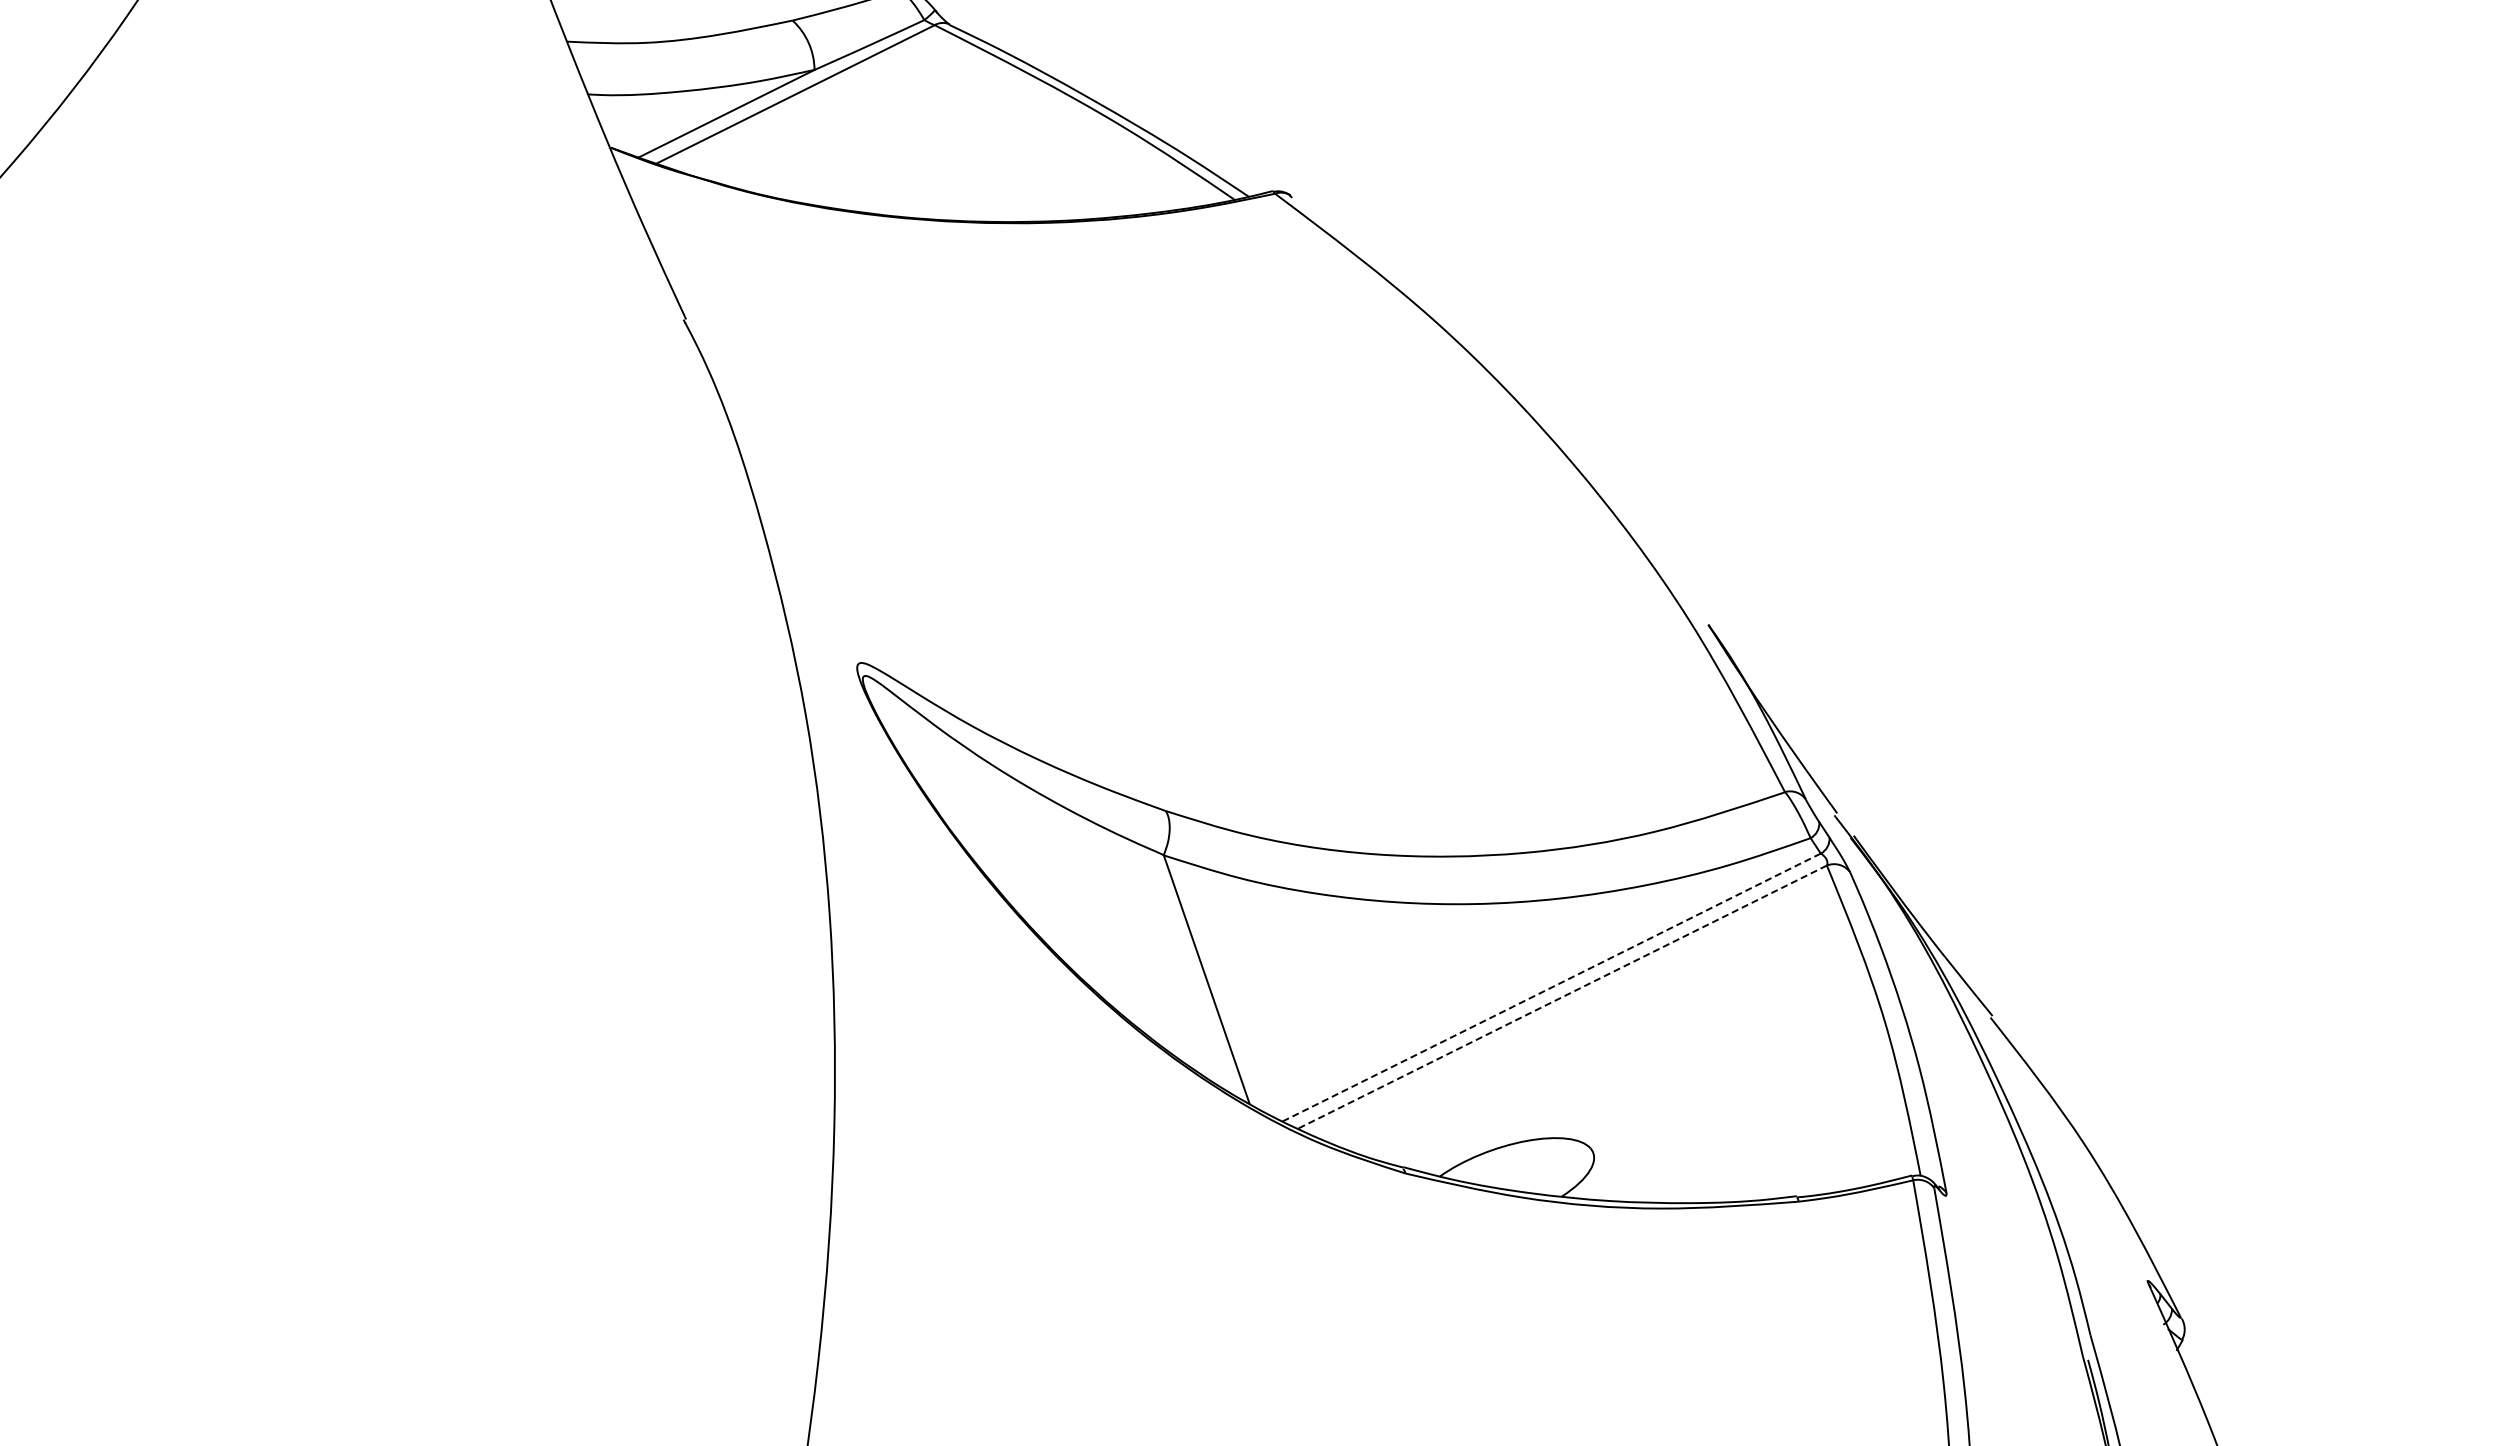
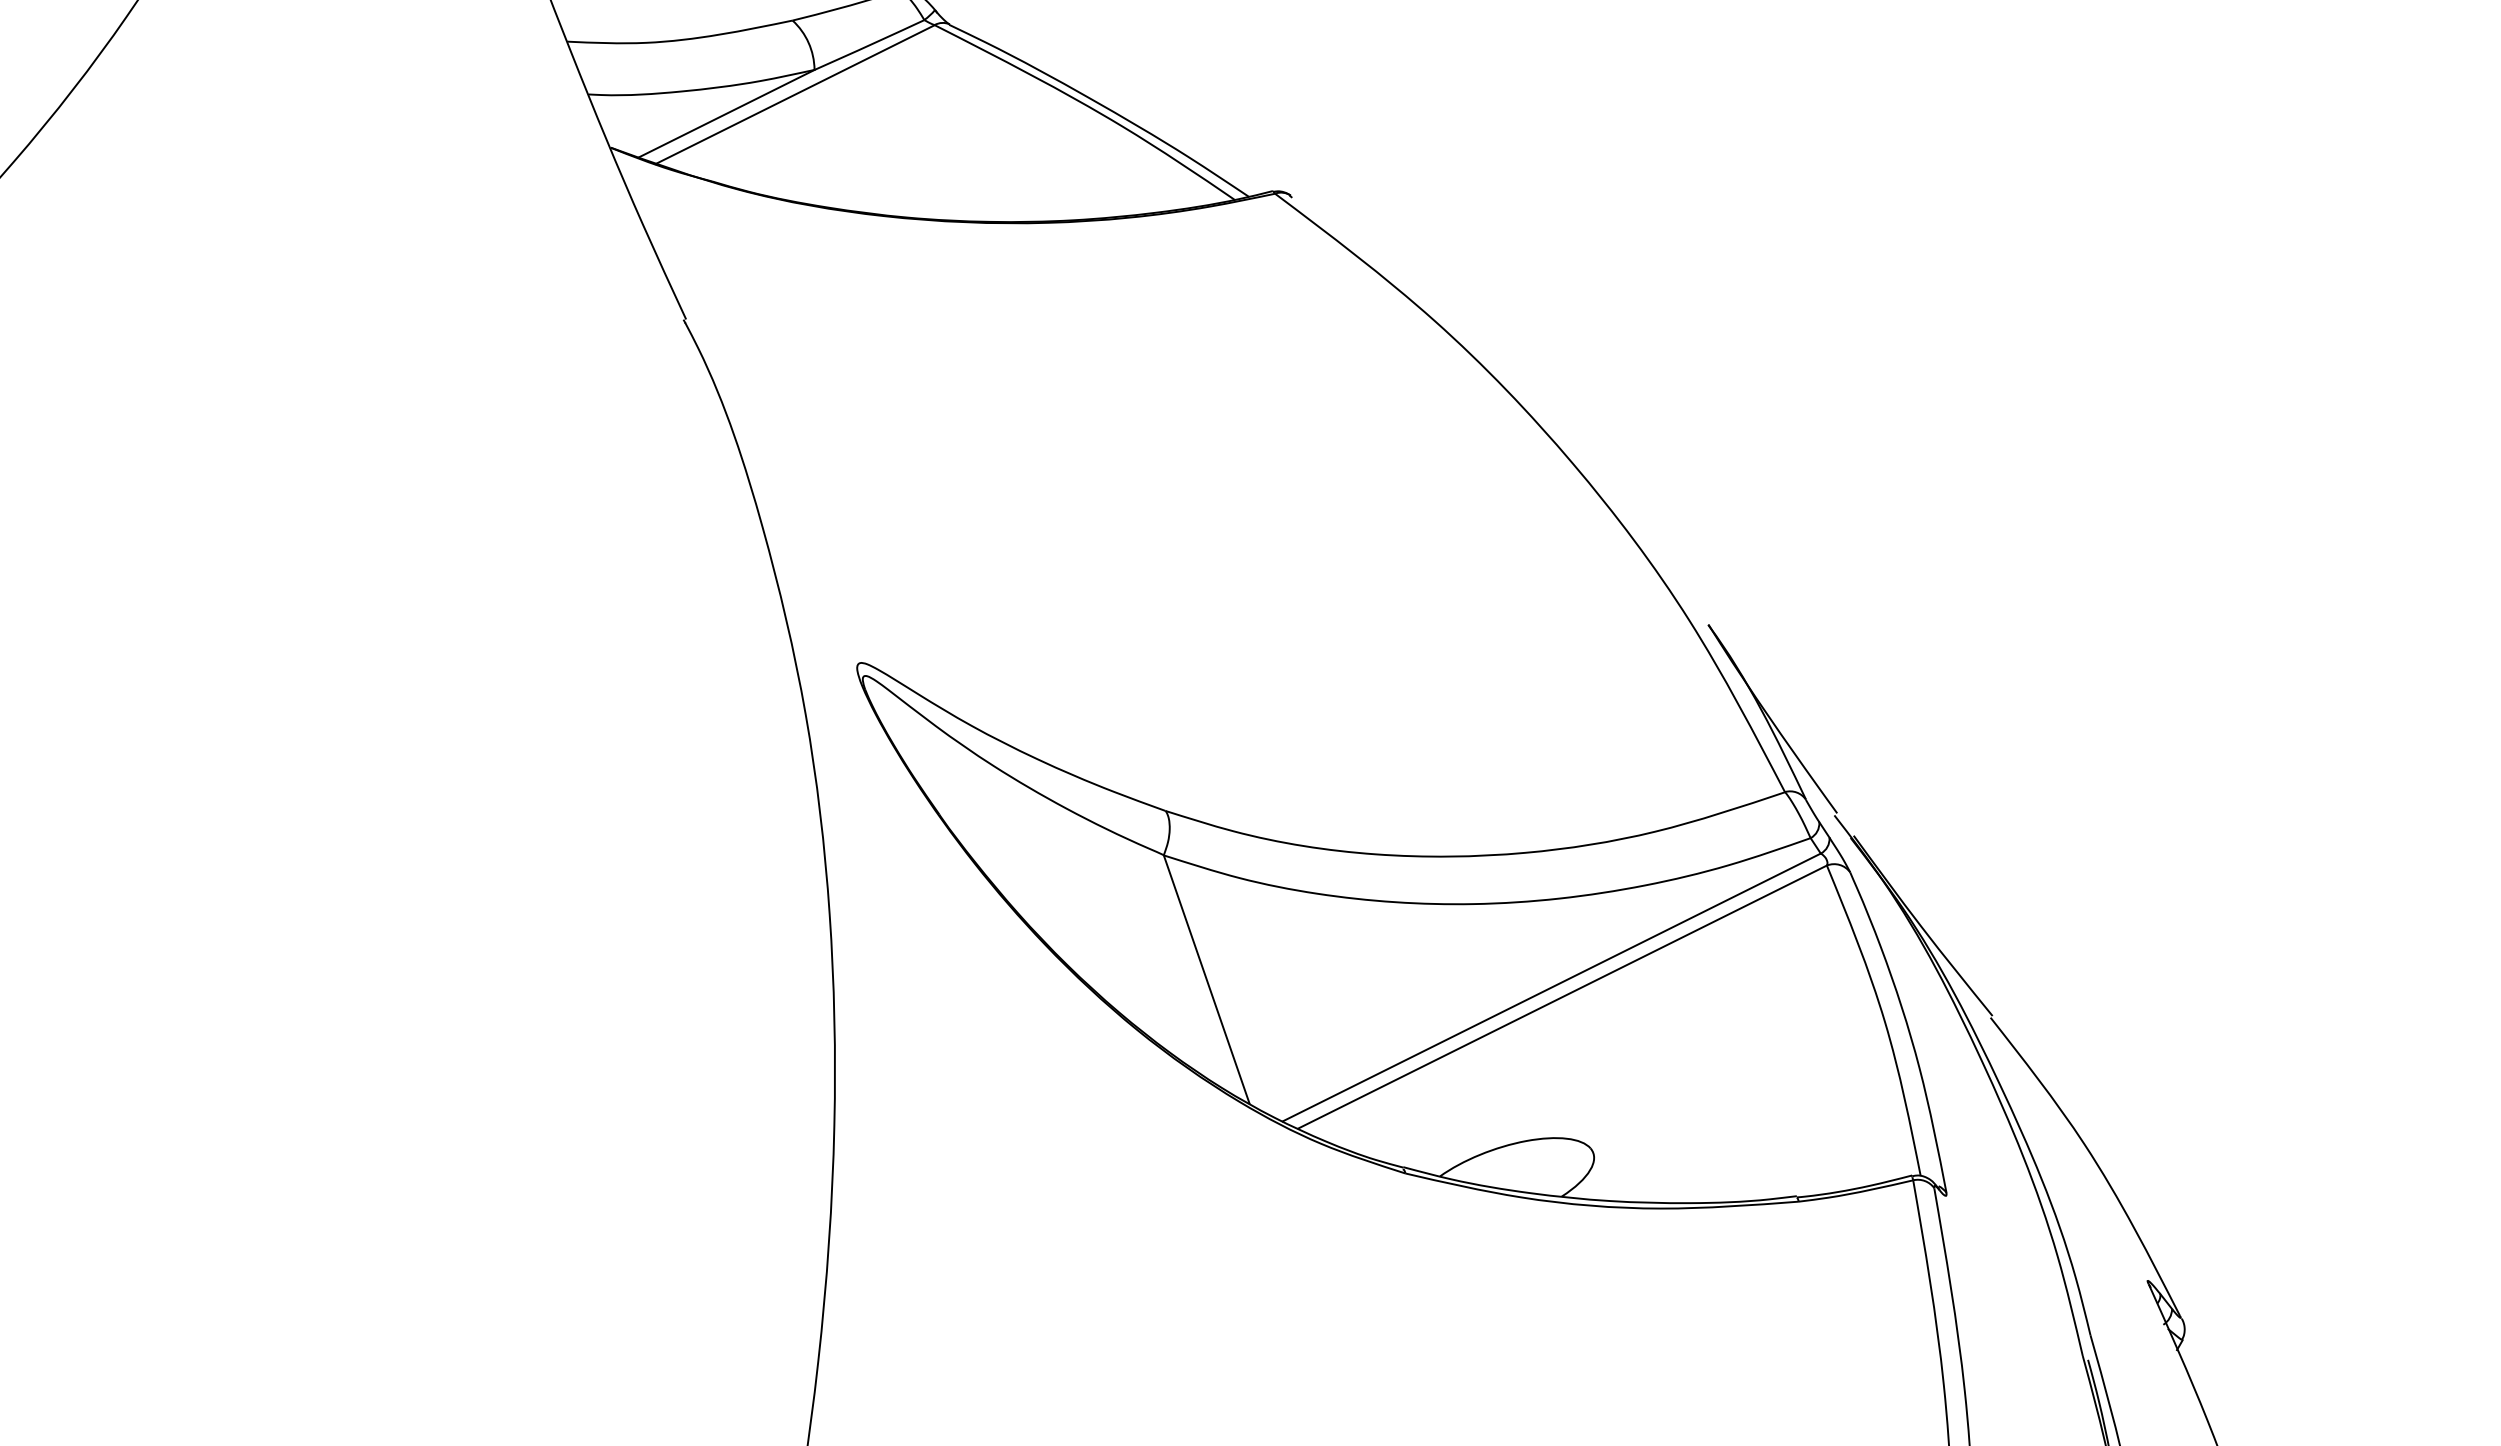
line: dashed -> solid (1551, 987)
line: dashed -> solid (1562, 997)
